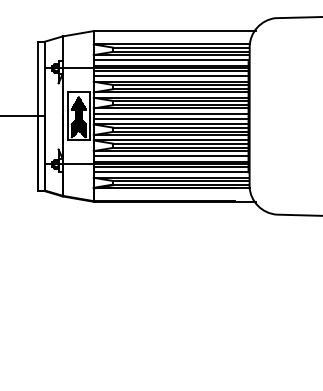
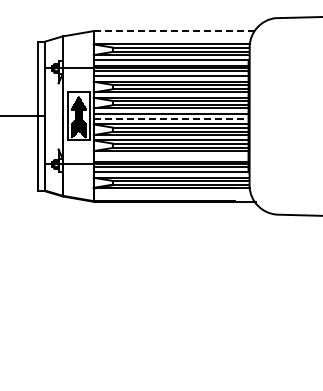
line: solid -> dashed (175, 31)
line: solid -> dashed (171, 119)
line: present -> none (170, 156)
